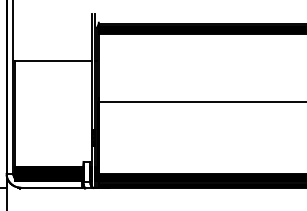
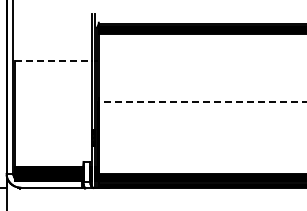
line: solid -> dashed (54, 61)
line: solid -> dashed (202, 102)
